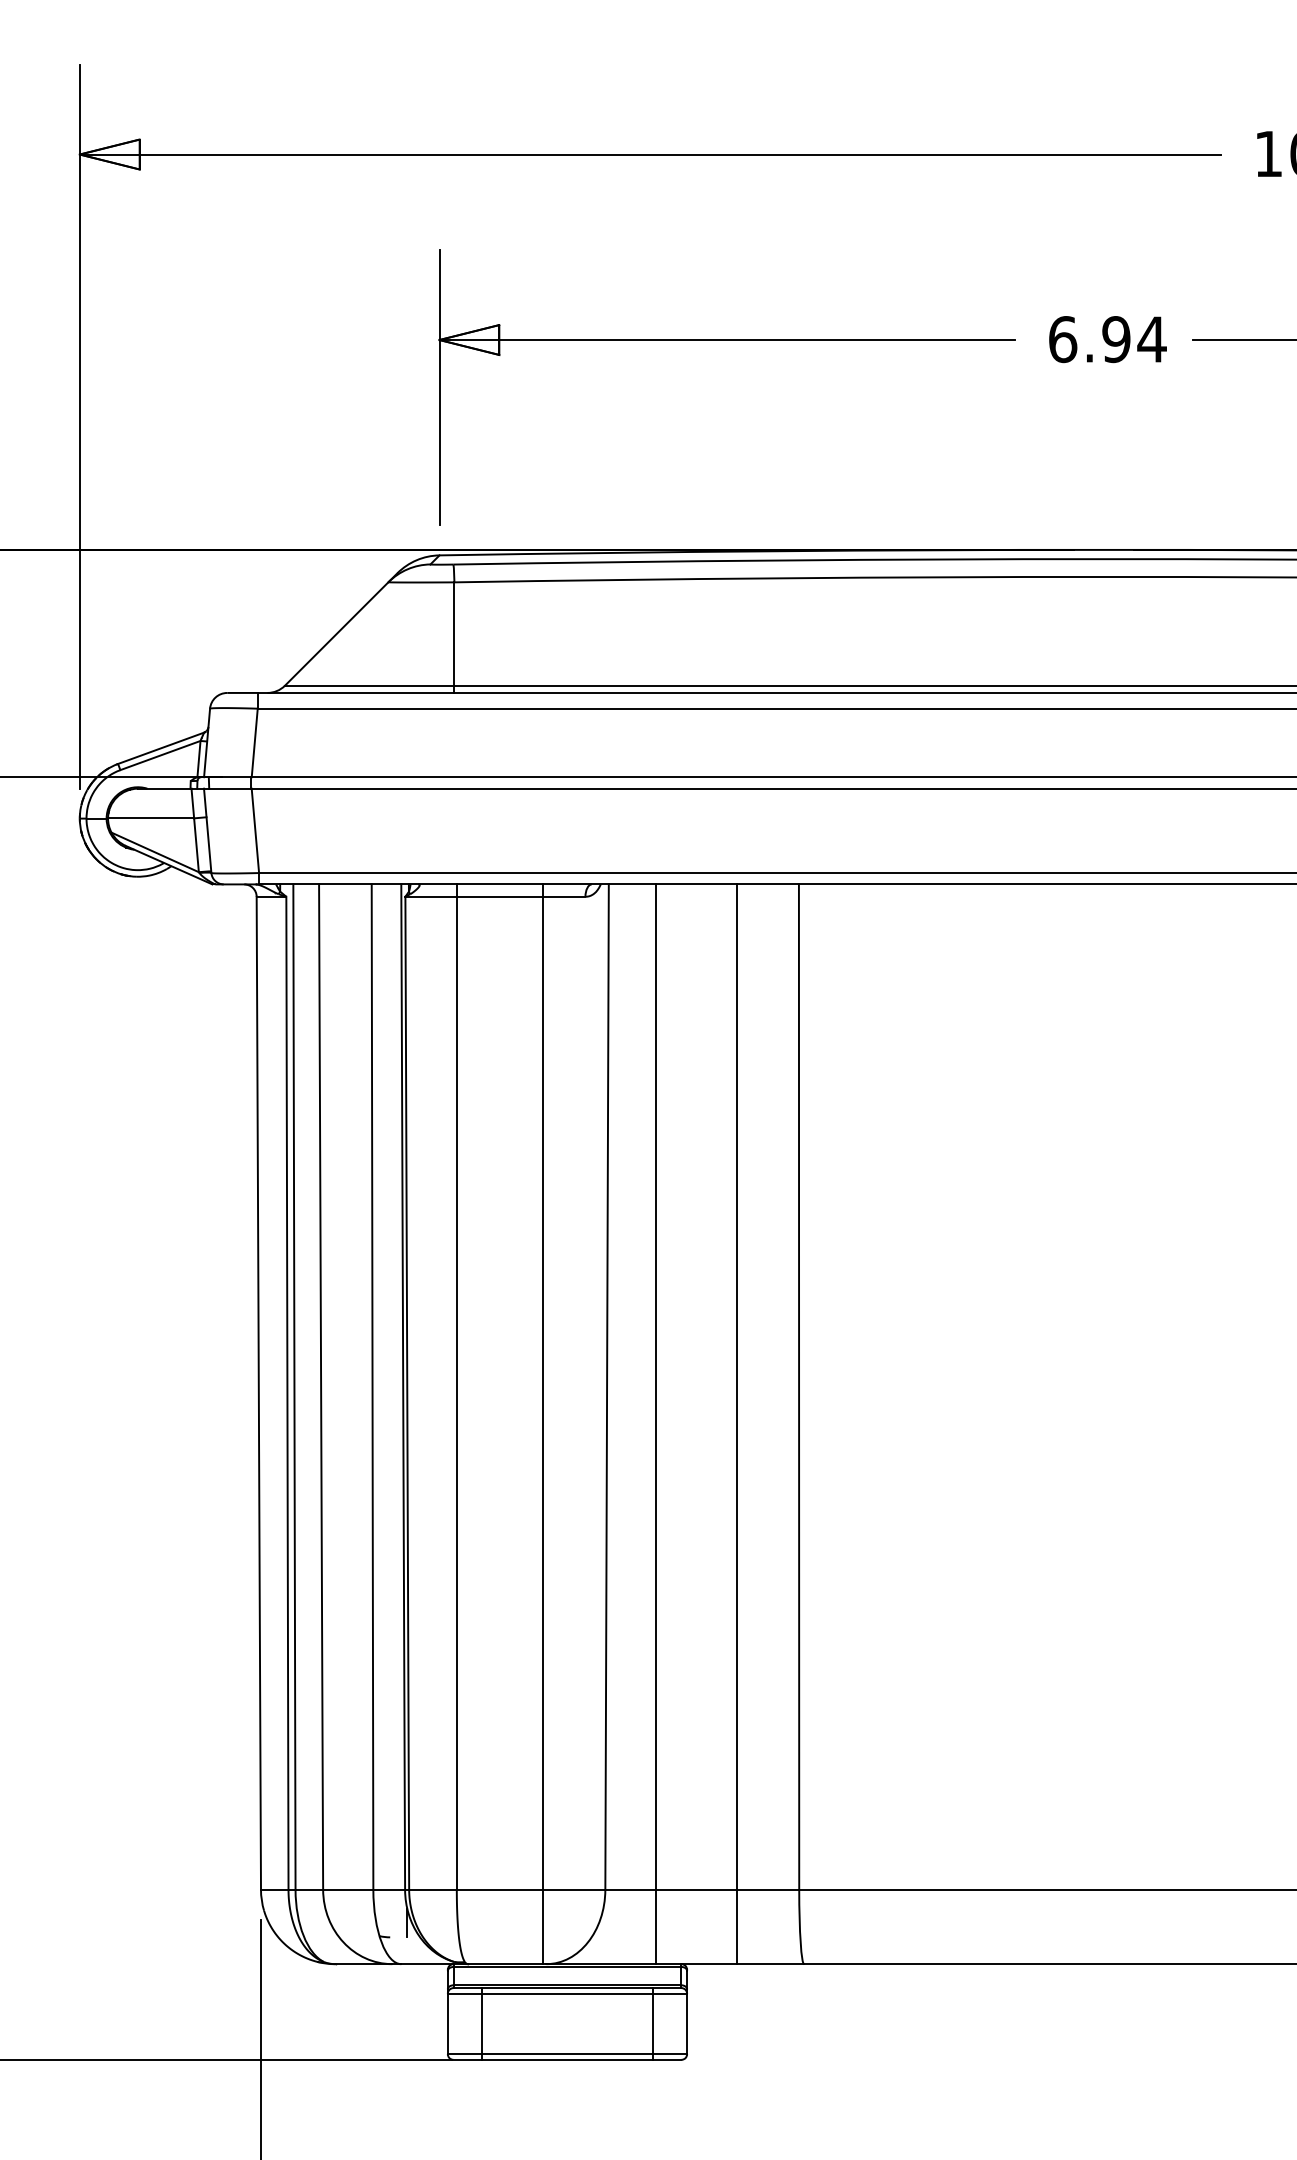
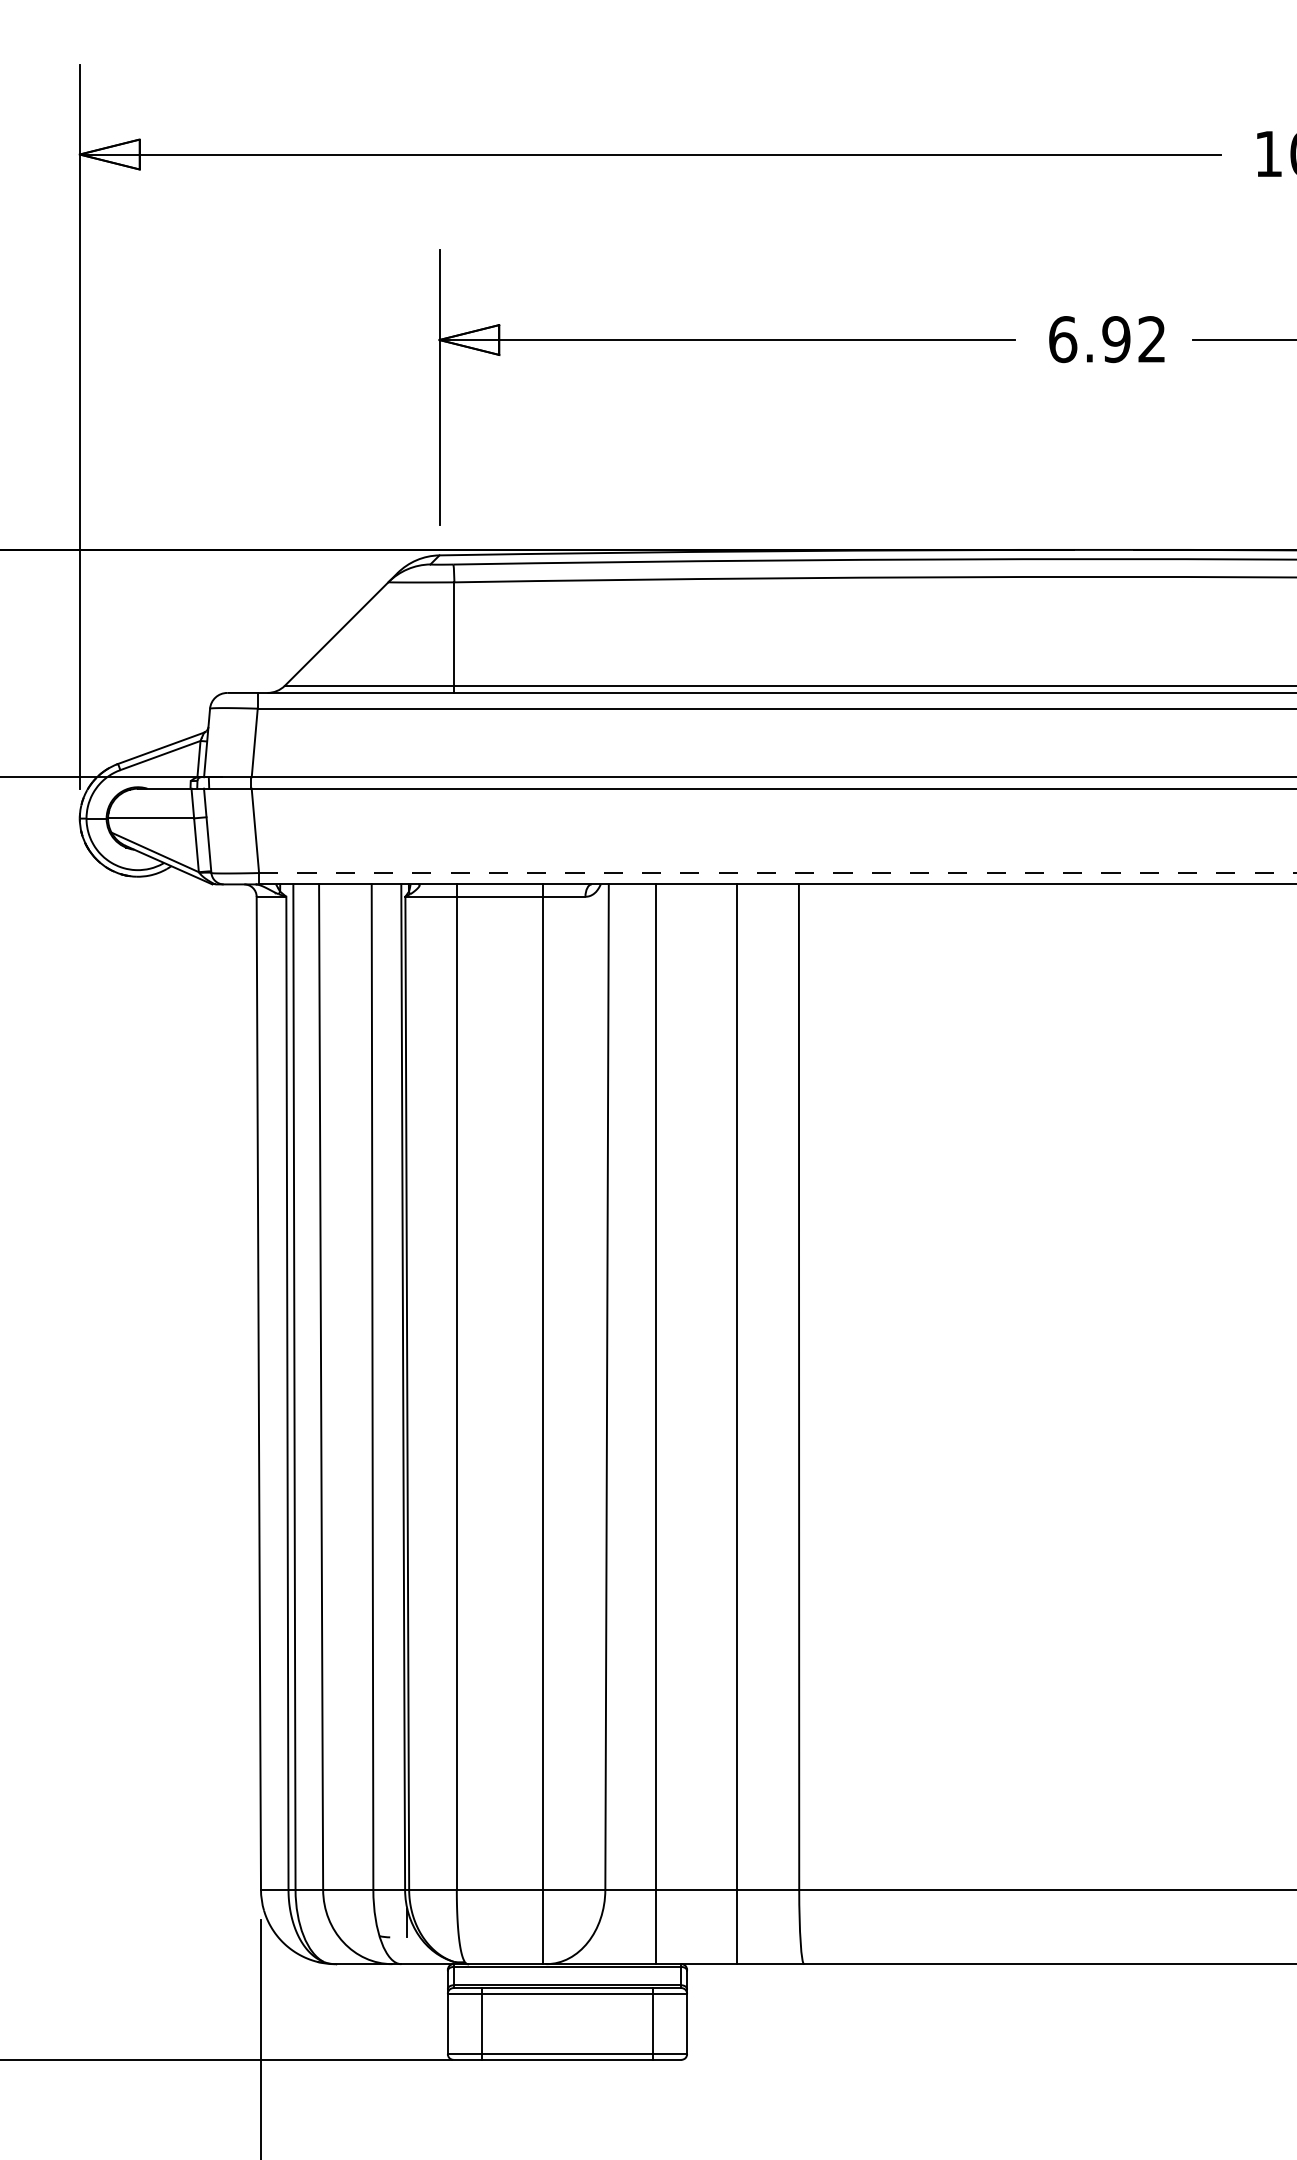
text: 6.94 -> 6.92 (1151, 339)
line: solid -> dashed (777, 873)
